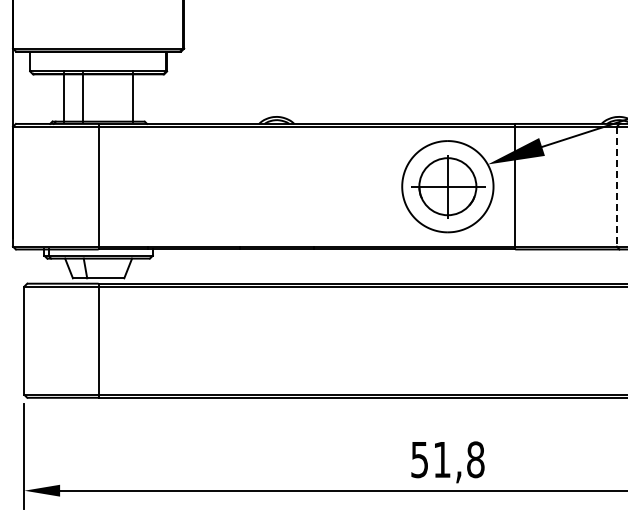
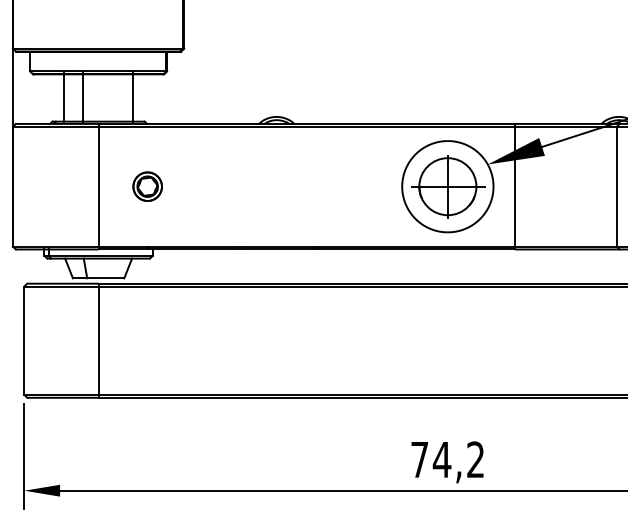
part: none -> present (147, 186)
line: dashed -> solid (616, 186)
text: 51,8 -> 74,2 (447, 459)
